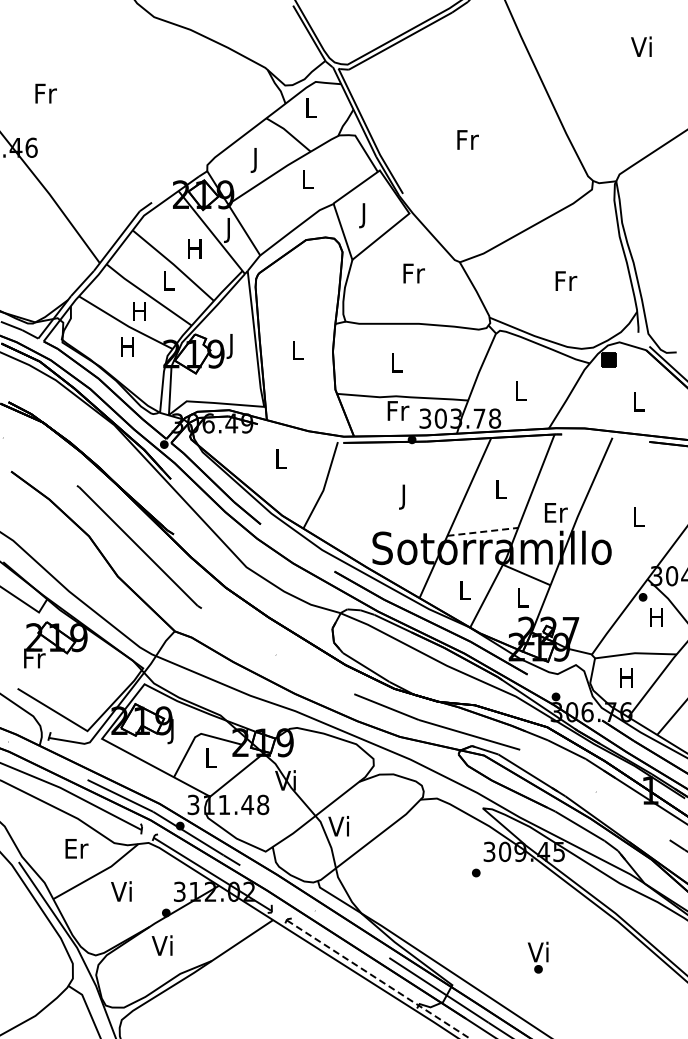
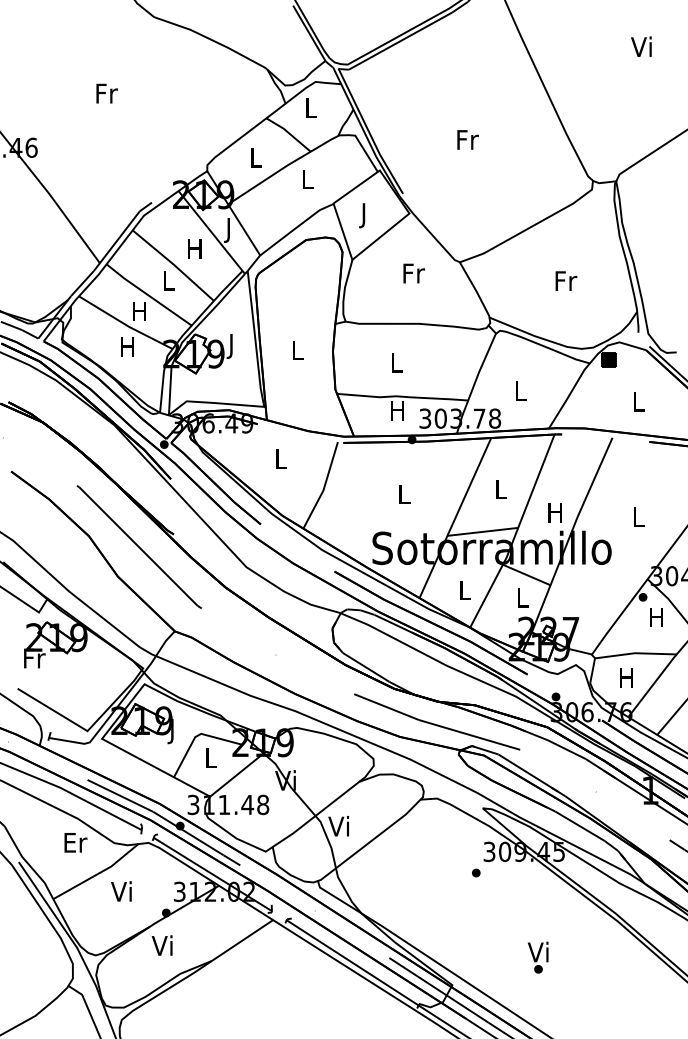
text position: (45, 93) -> (106, 93) (106, 93)
text: J -> L (255, 160)
text: Fr -> H (398, 410)
text: J -> L (404, 496)
text: Er -> H (555, 512)
line: dashed -> solid (482, 531)
text position: (76, 848) -> (75, 842) (75, 842)
line: dashed -> solid (379, 979)
